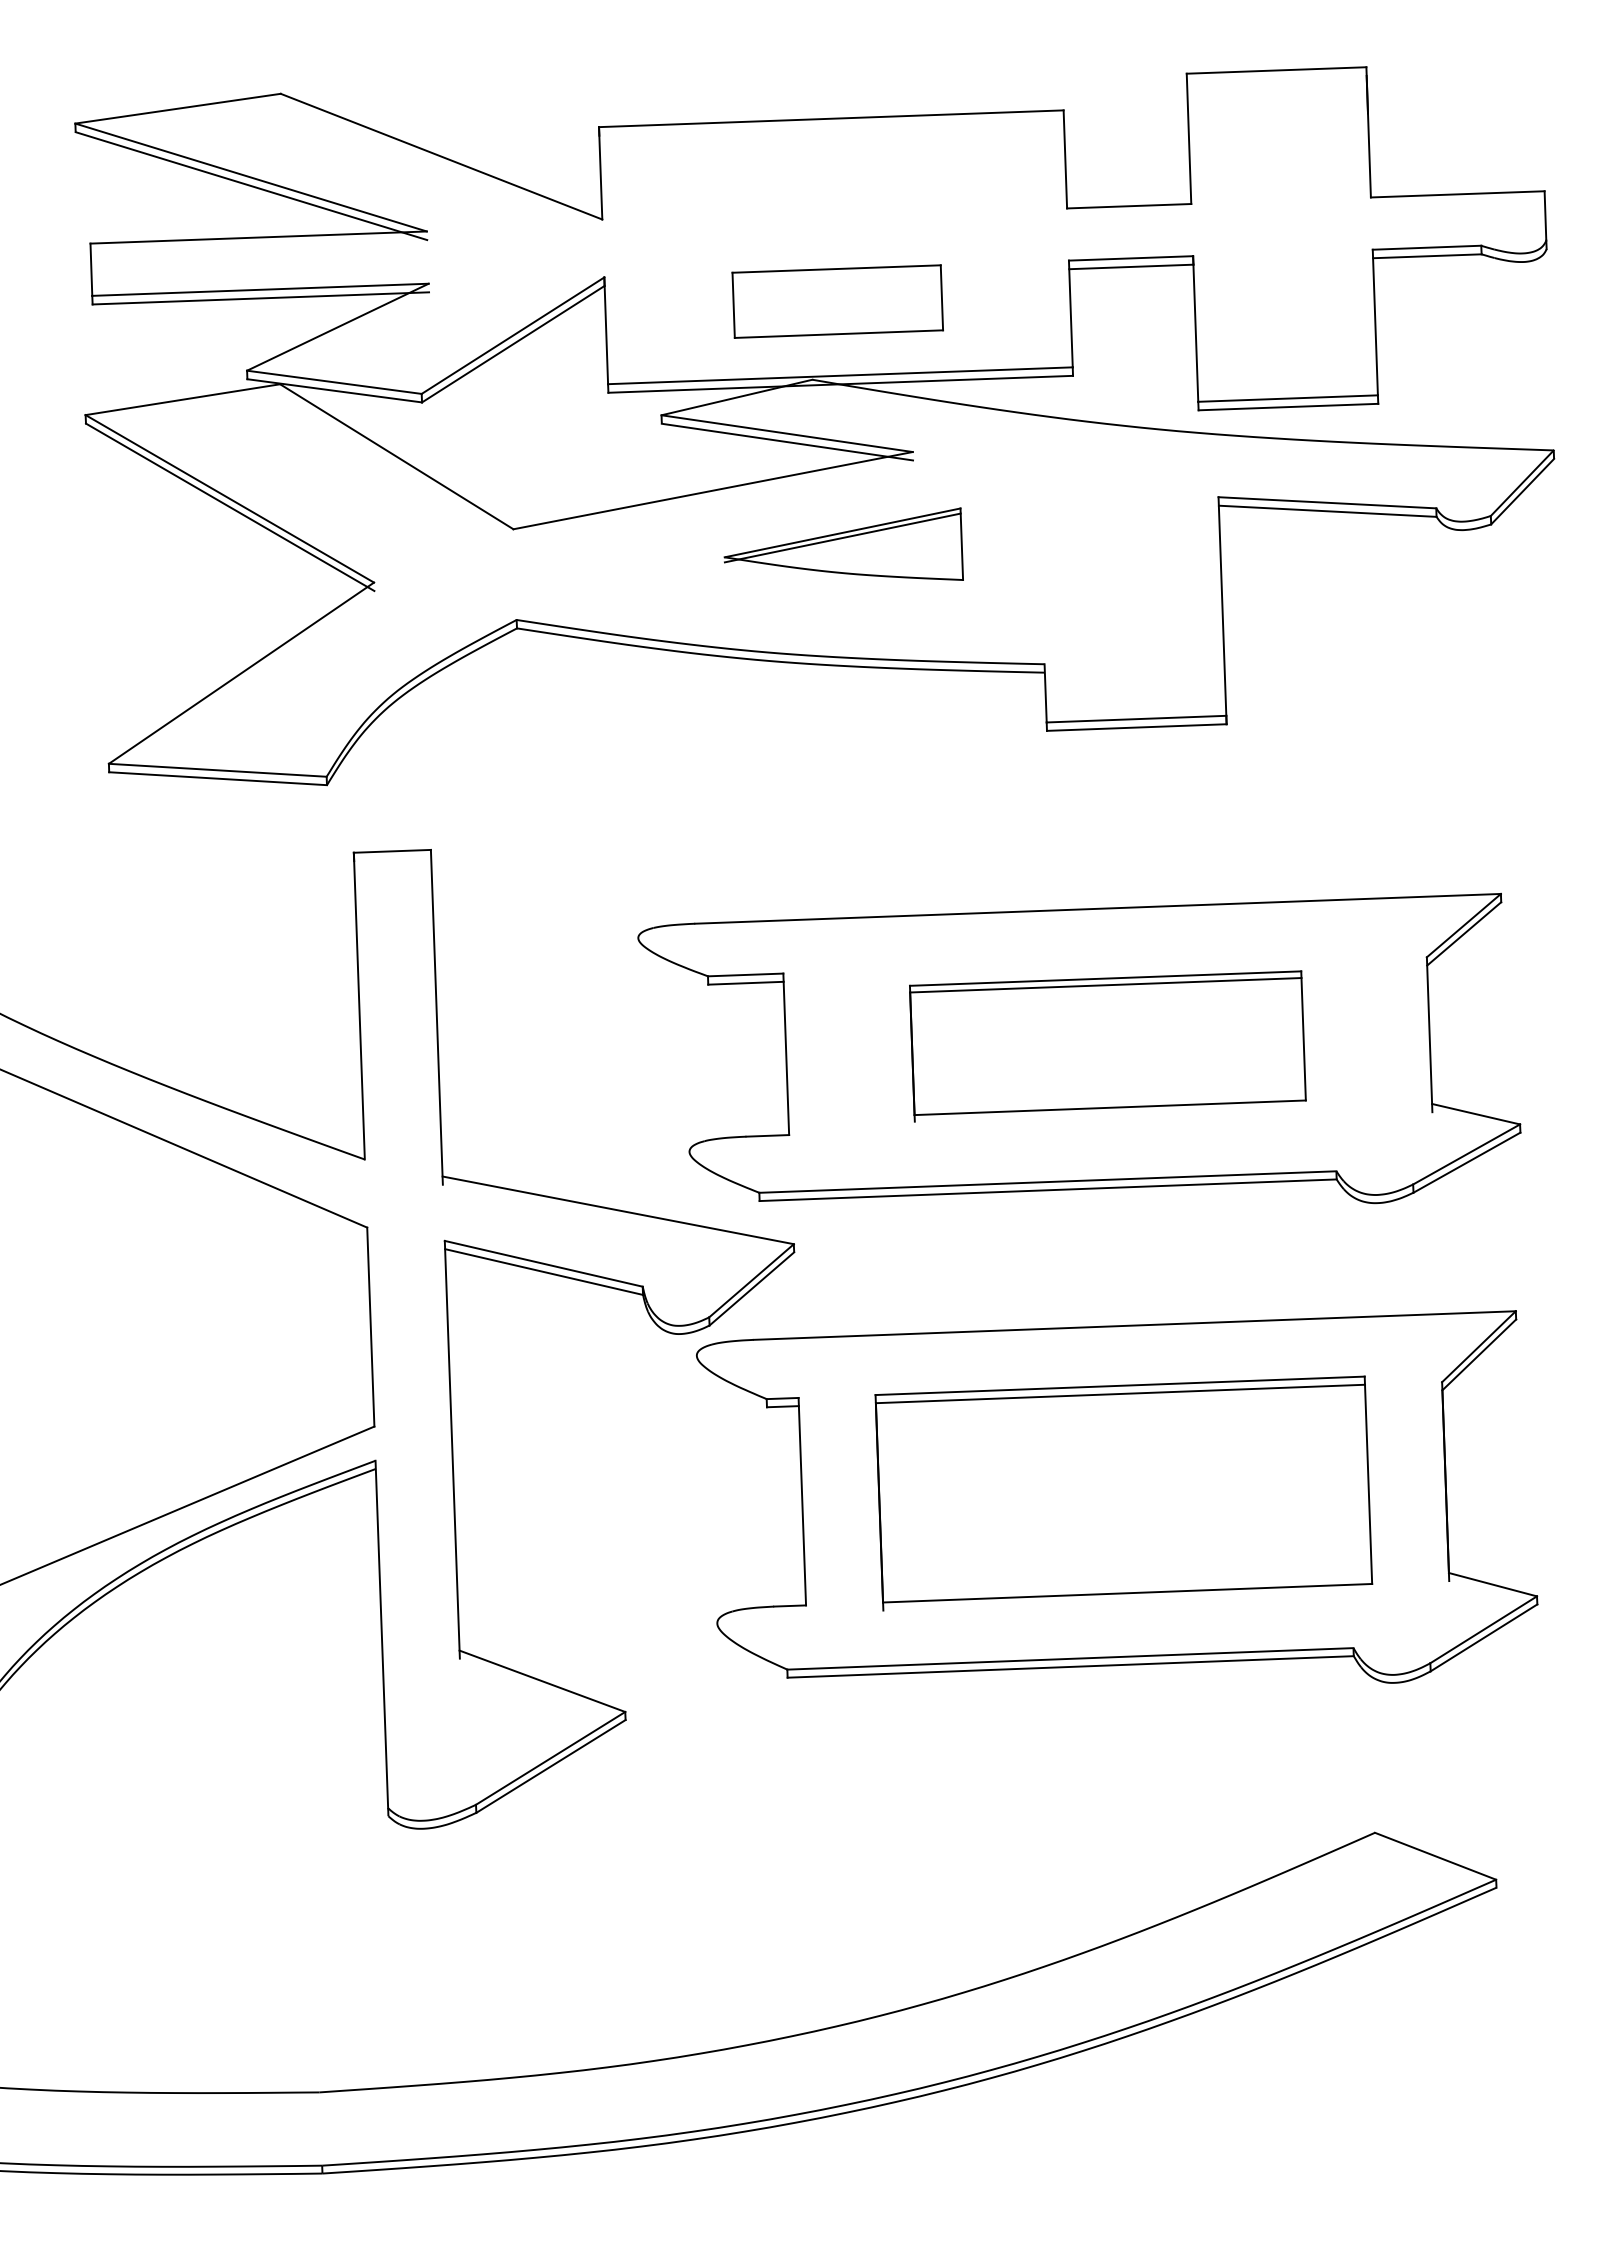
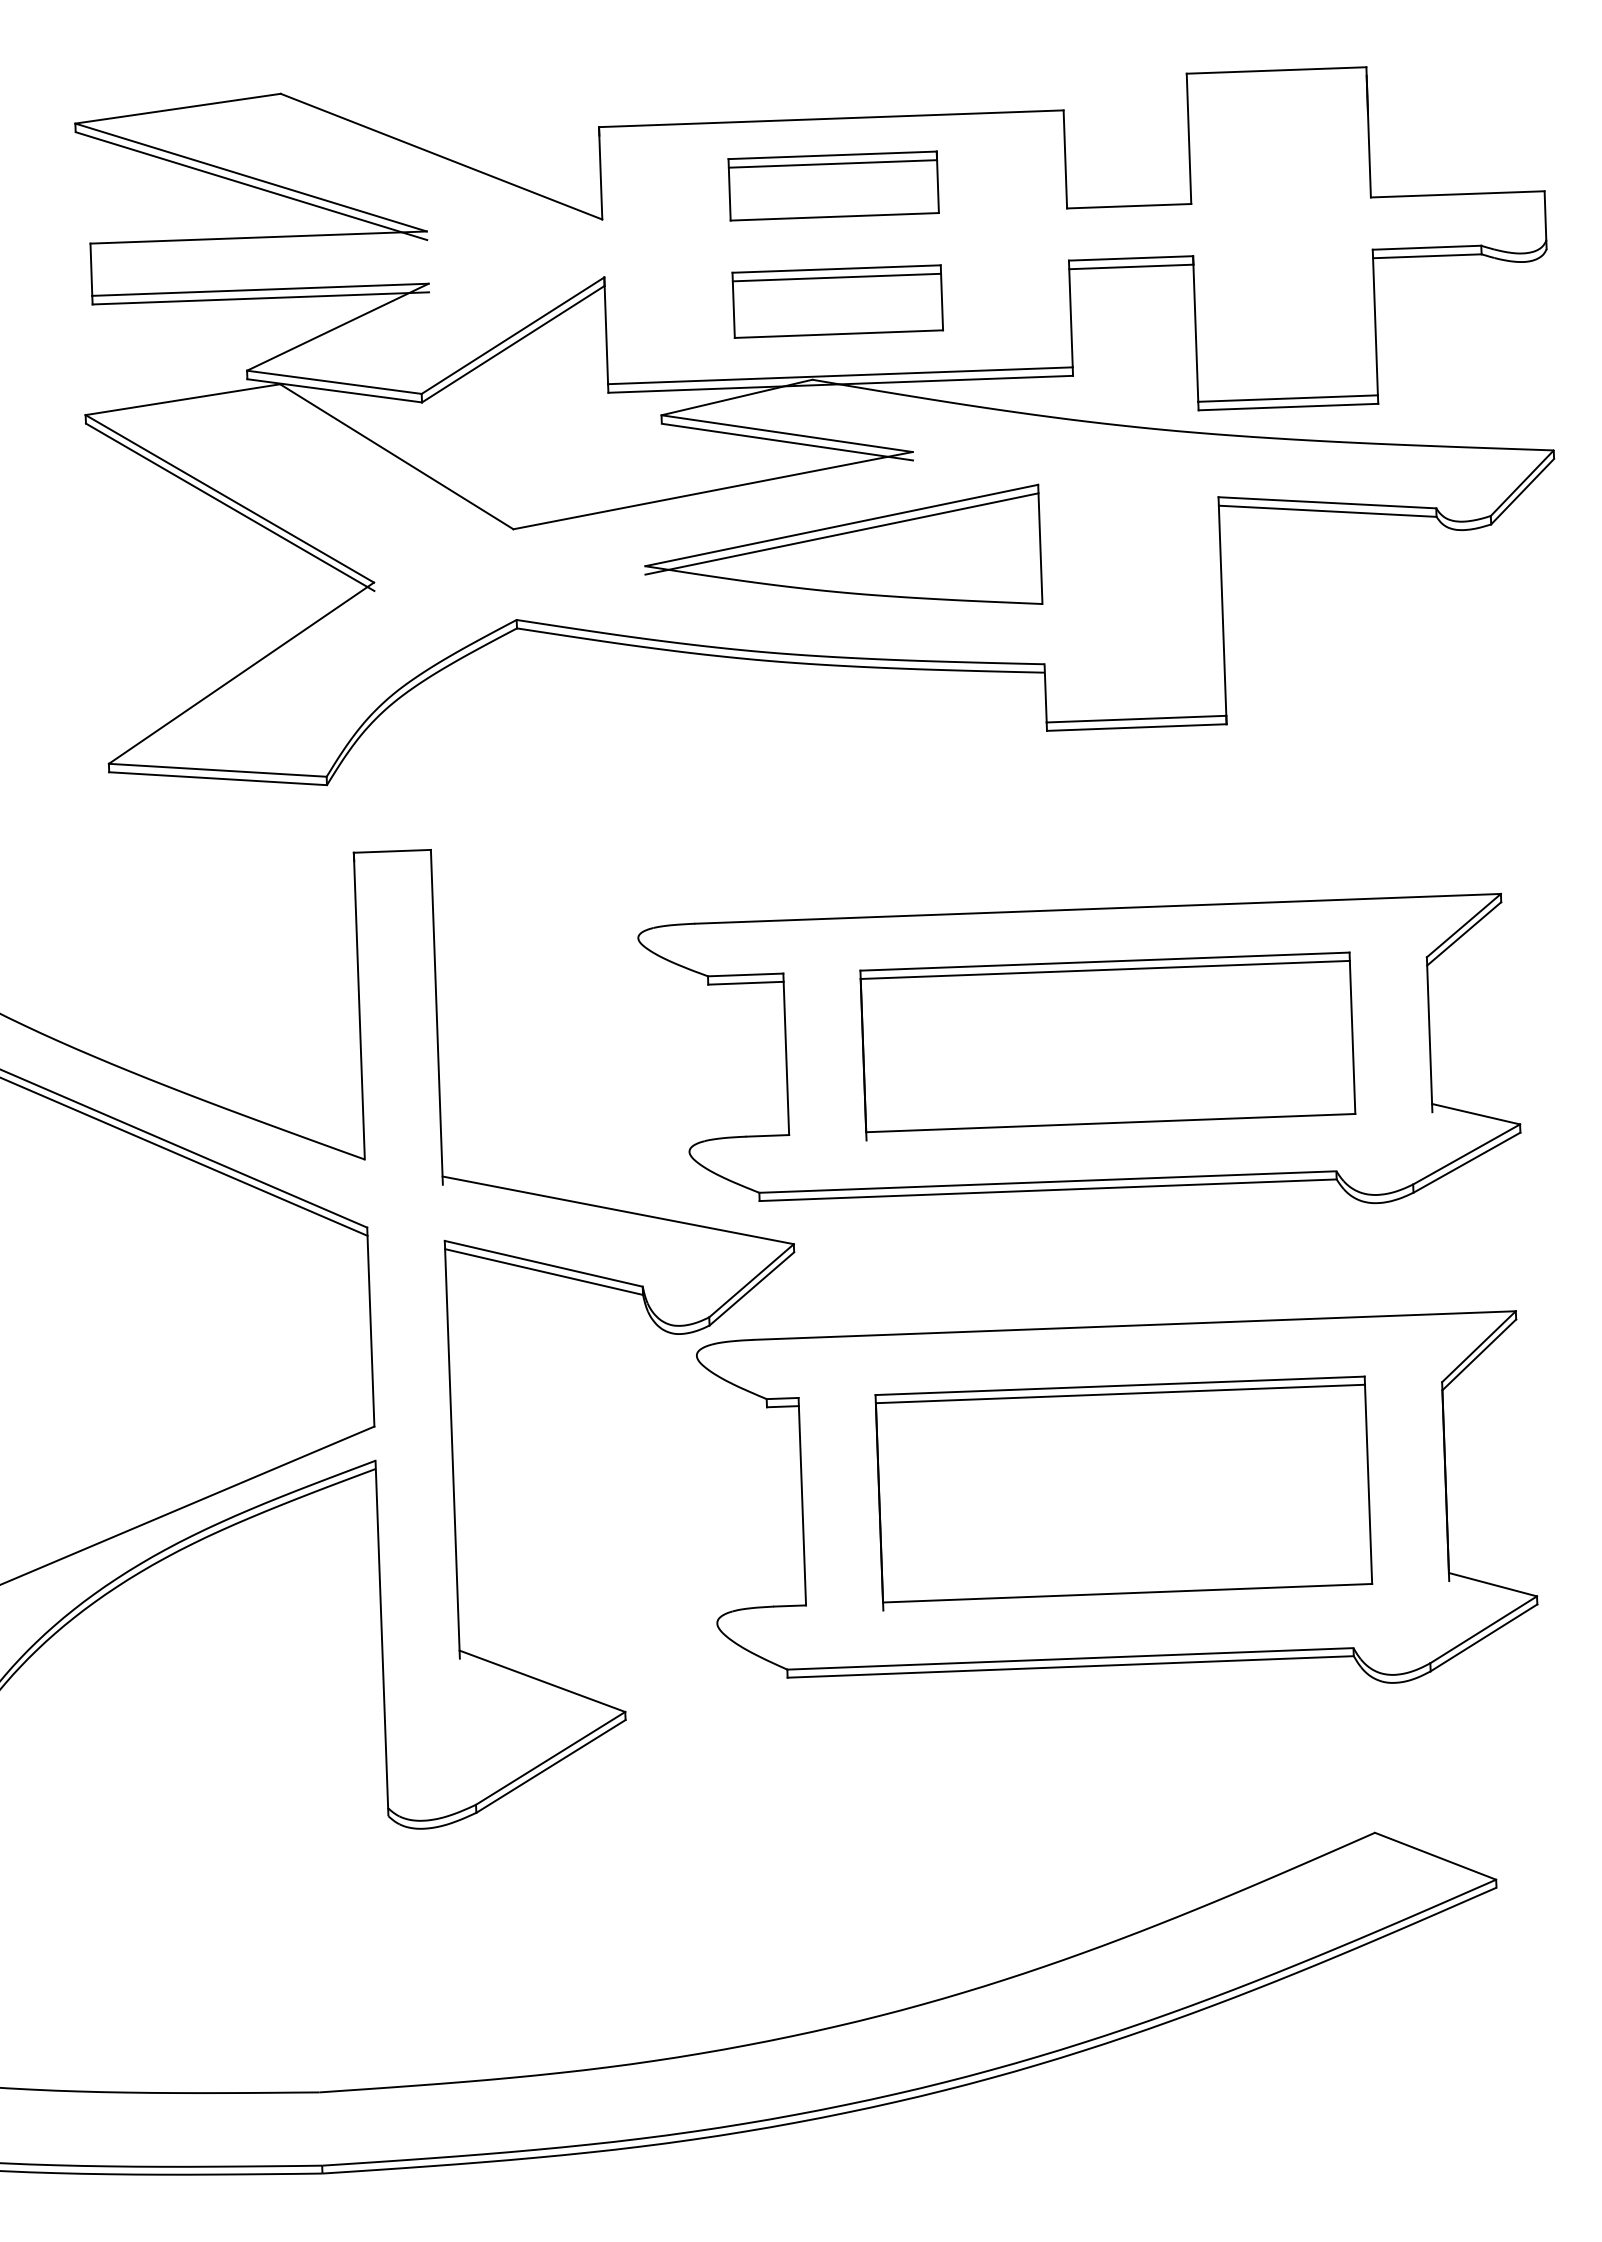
part: none -> present (833, 185)
line: none -> present (836, 277)
part size: 241x74 px -> 400x122 px (843, 543)
part size: 398x153 px -> 498x191 px (1107, 1046)
line: none -> present (184, 1156)
